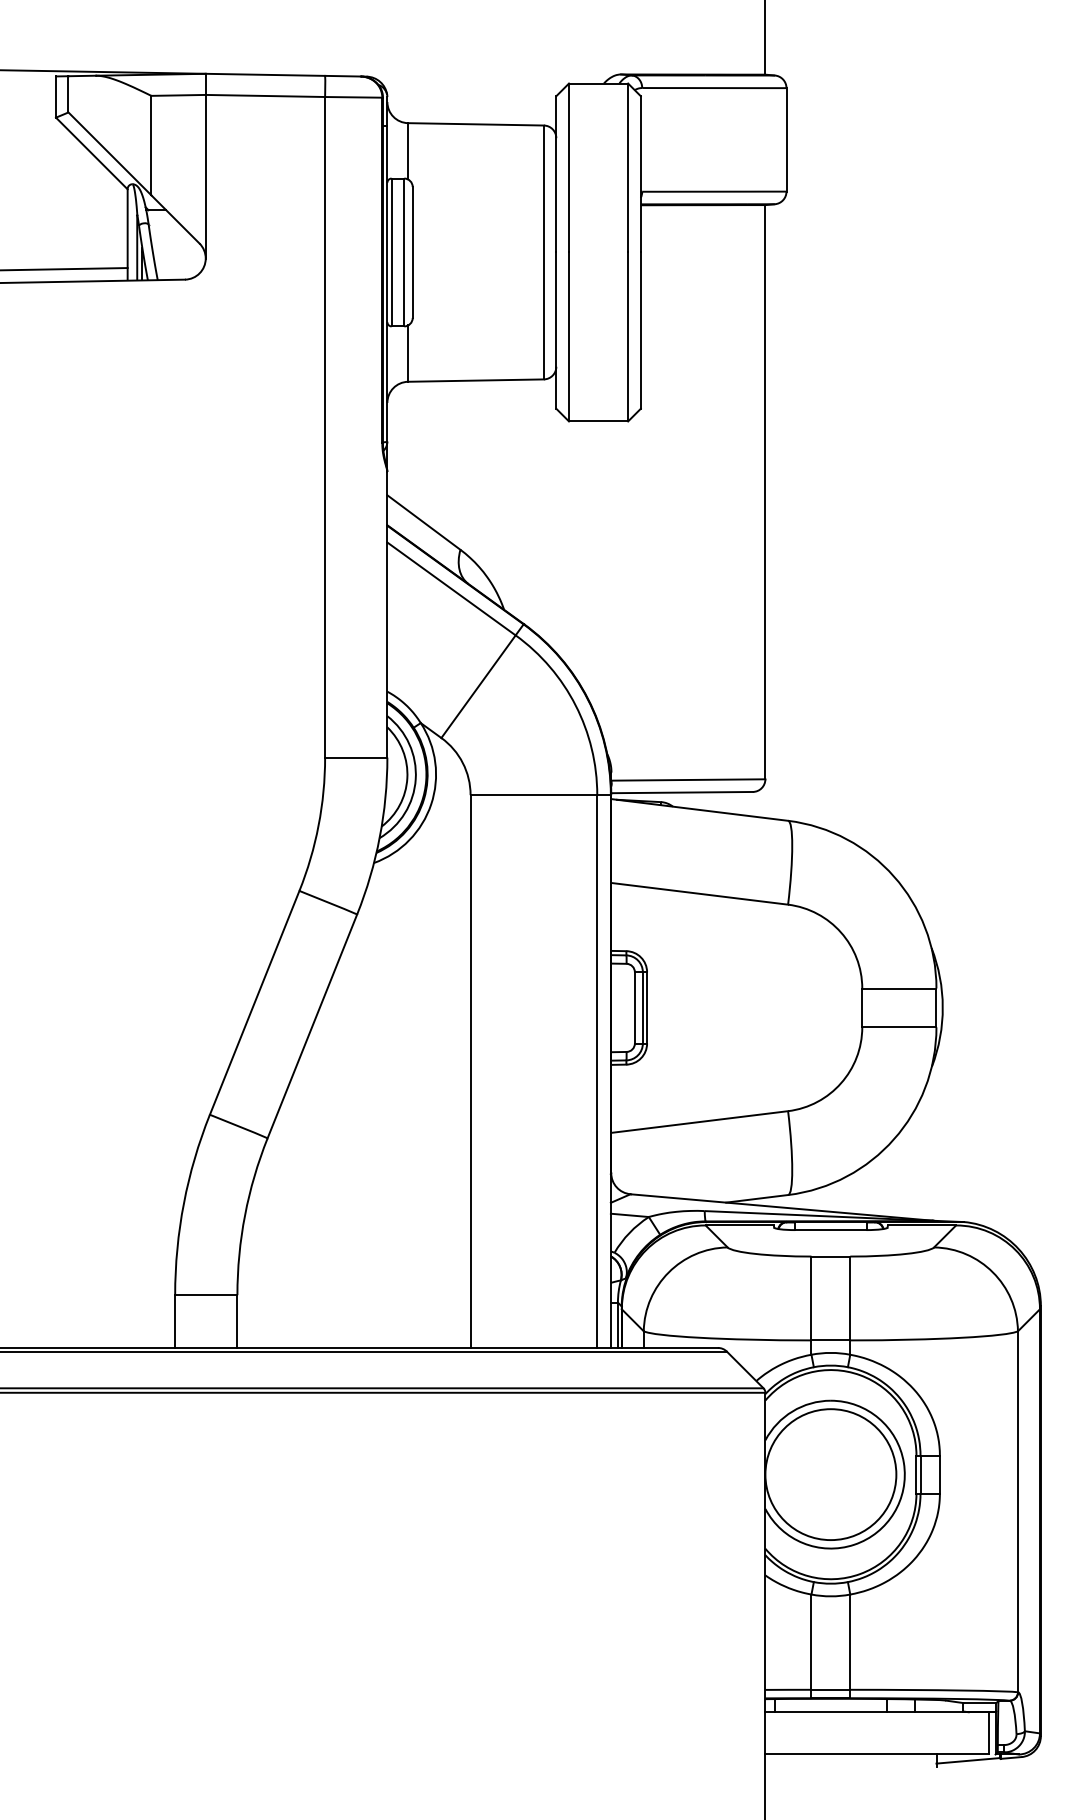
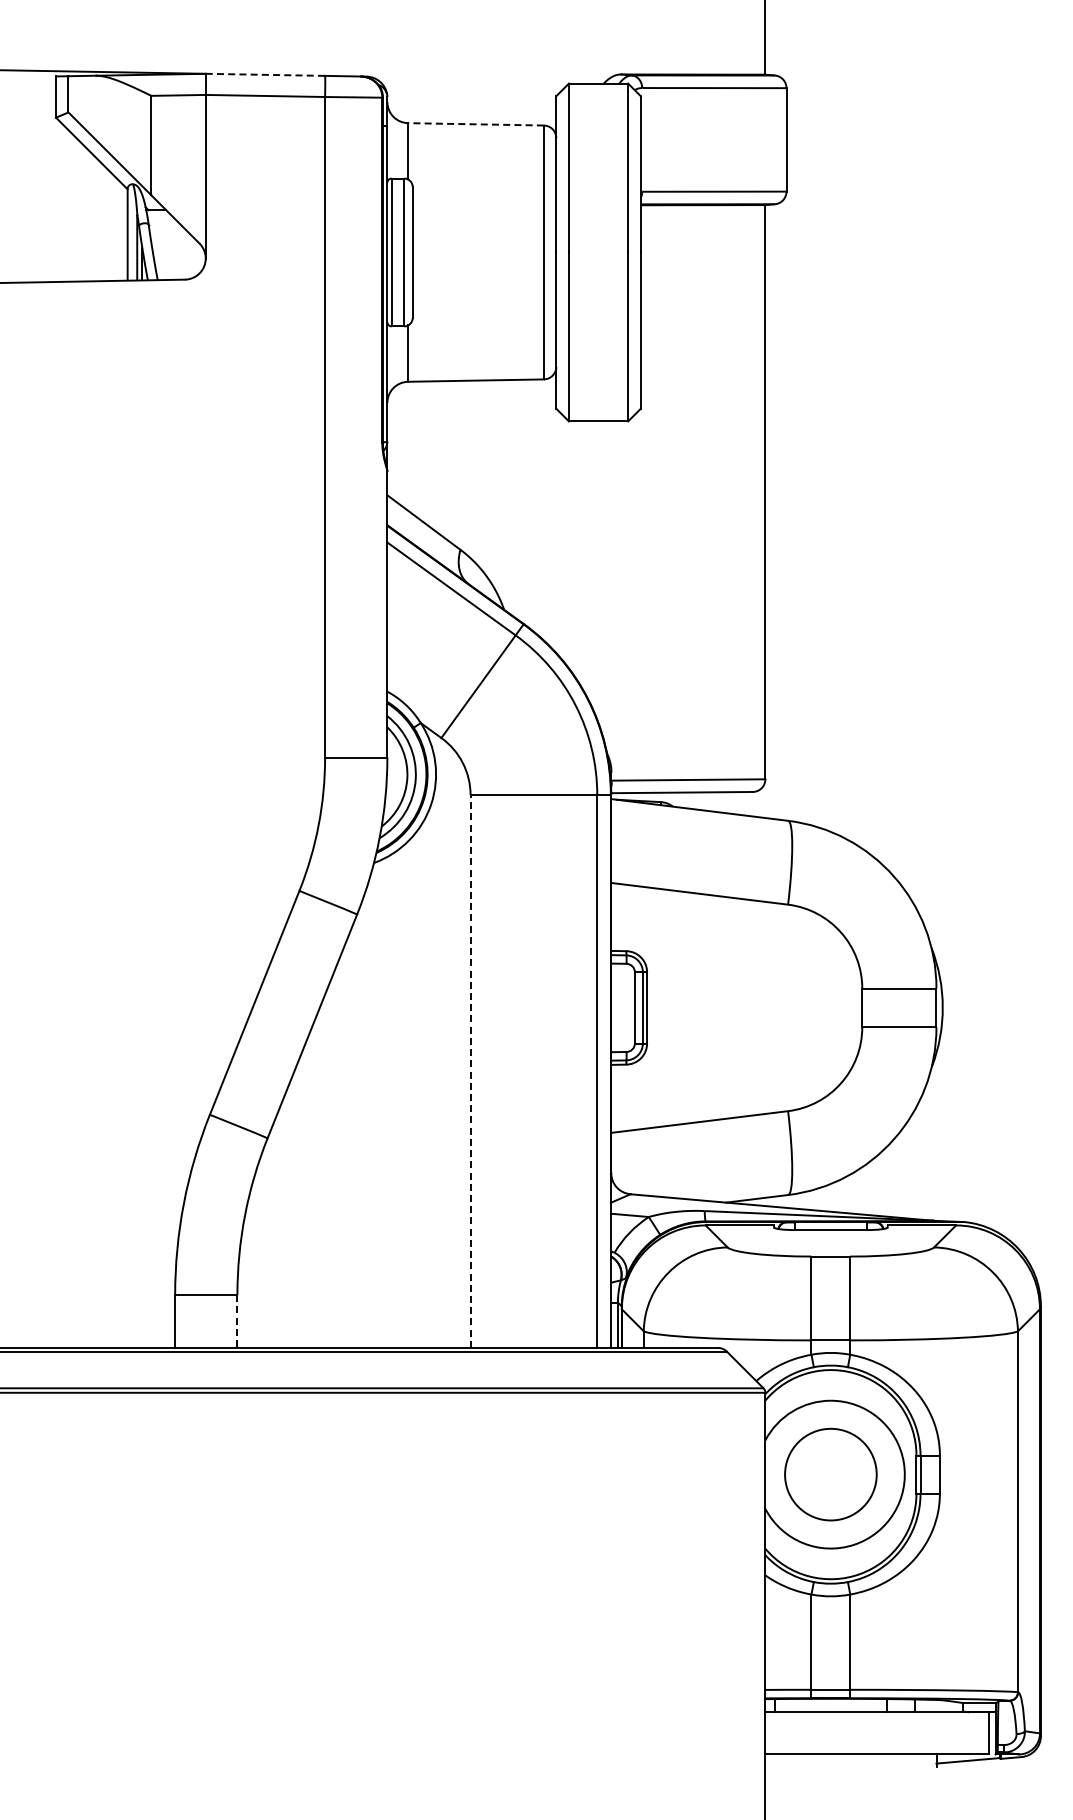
line: solid -> dashed (265, 74)
line: solid -> dashed (476, 124)
line: present -> none (64, 269)
line: solid -> dashed (470, 1071)
line: solid -> dashed (237, 1322)
circle diameter: 131 px -> 92 px (830, 1474)
